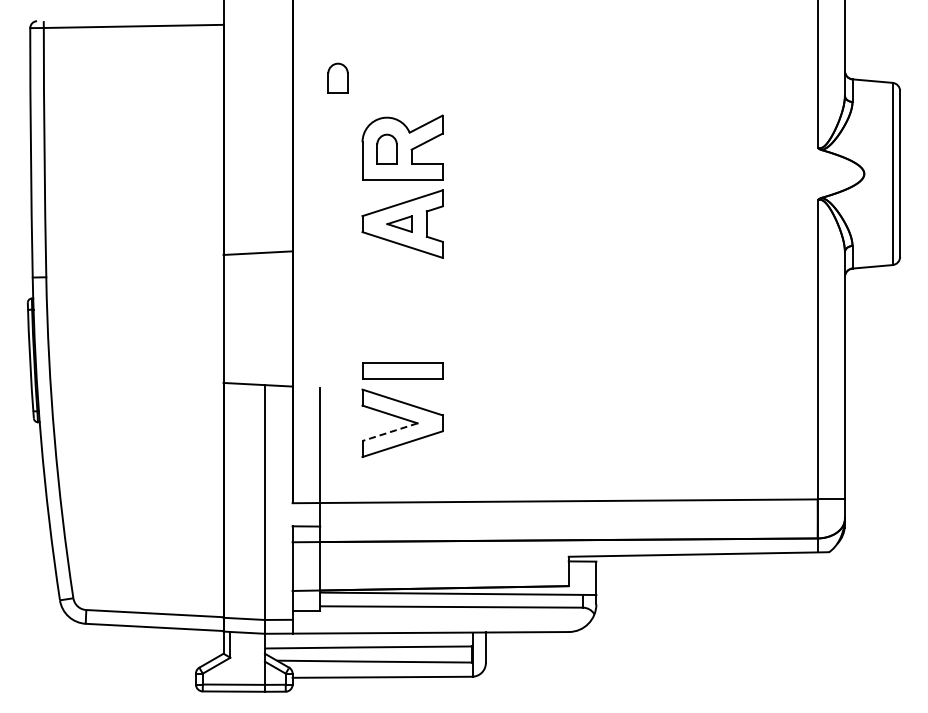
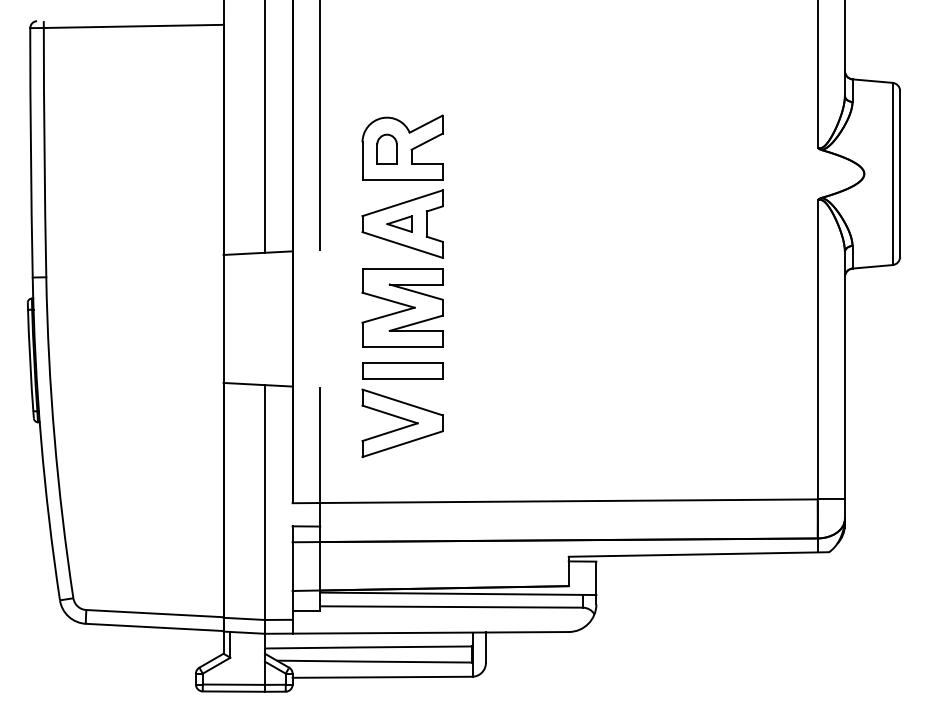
part: present -> none (337, 77)
line: none -> present (320, 125)
line: none -> present (264, 127)
part: none -> present (402, 307)
line: dashed -> solid (390, 432)
